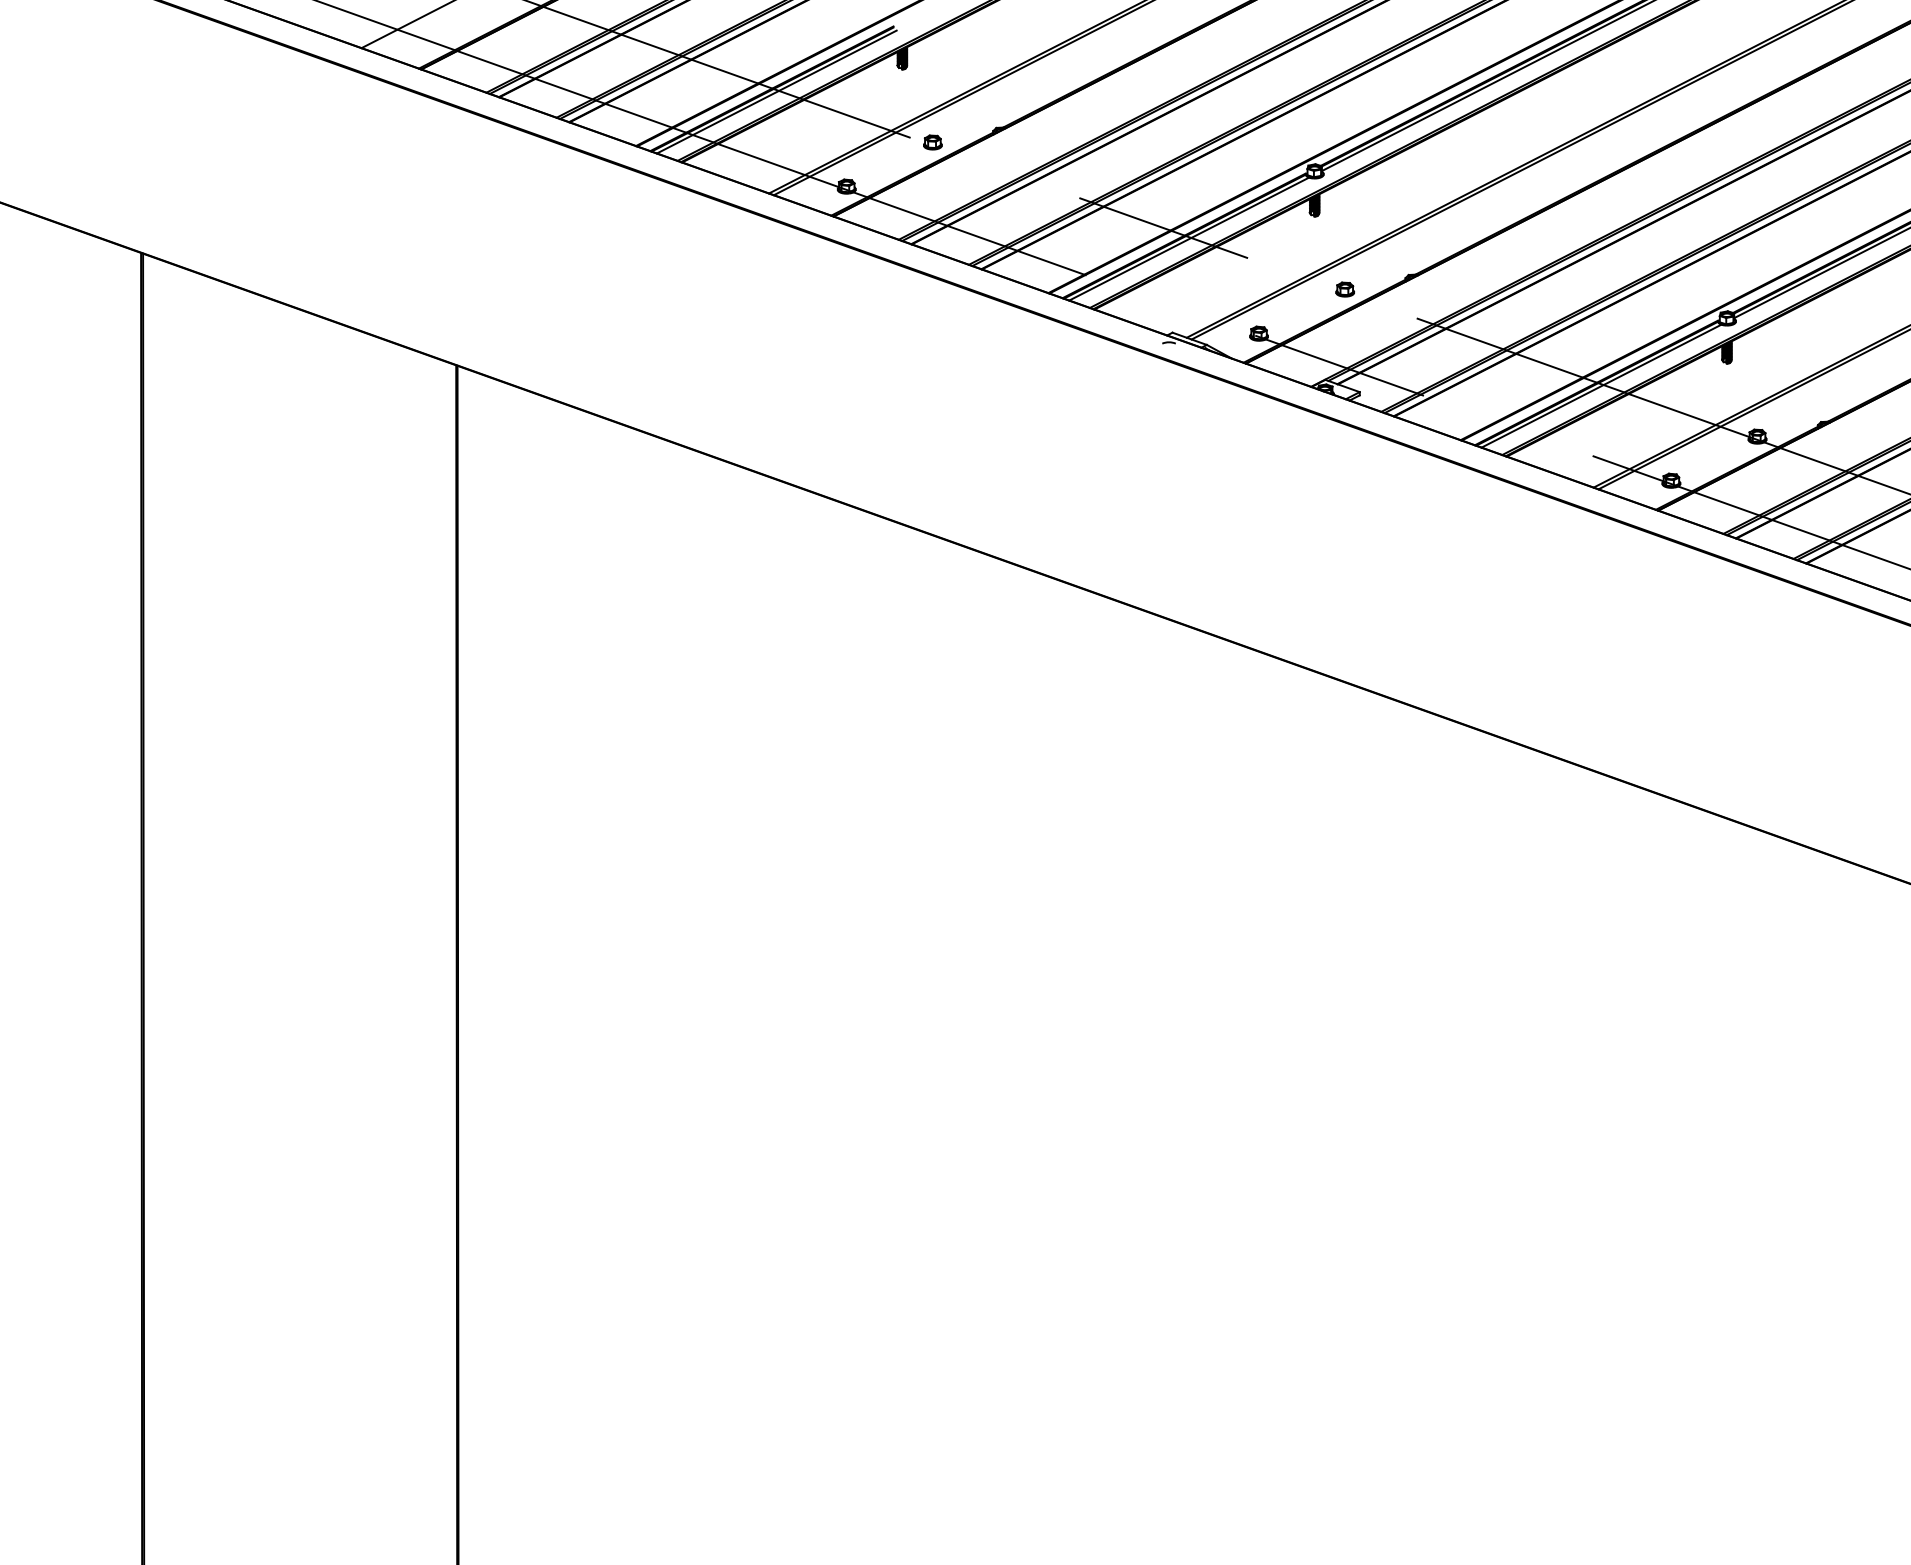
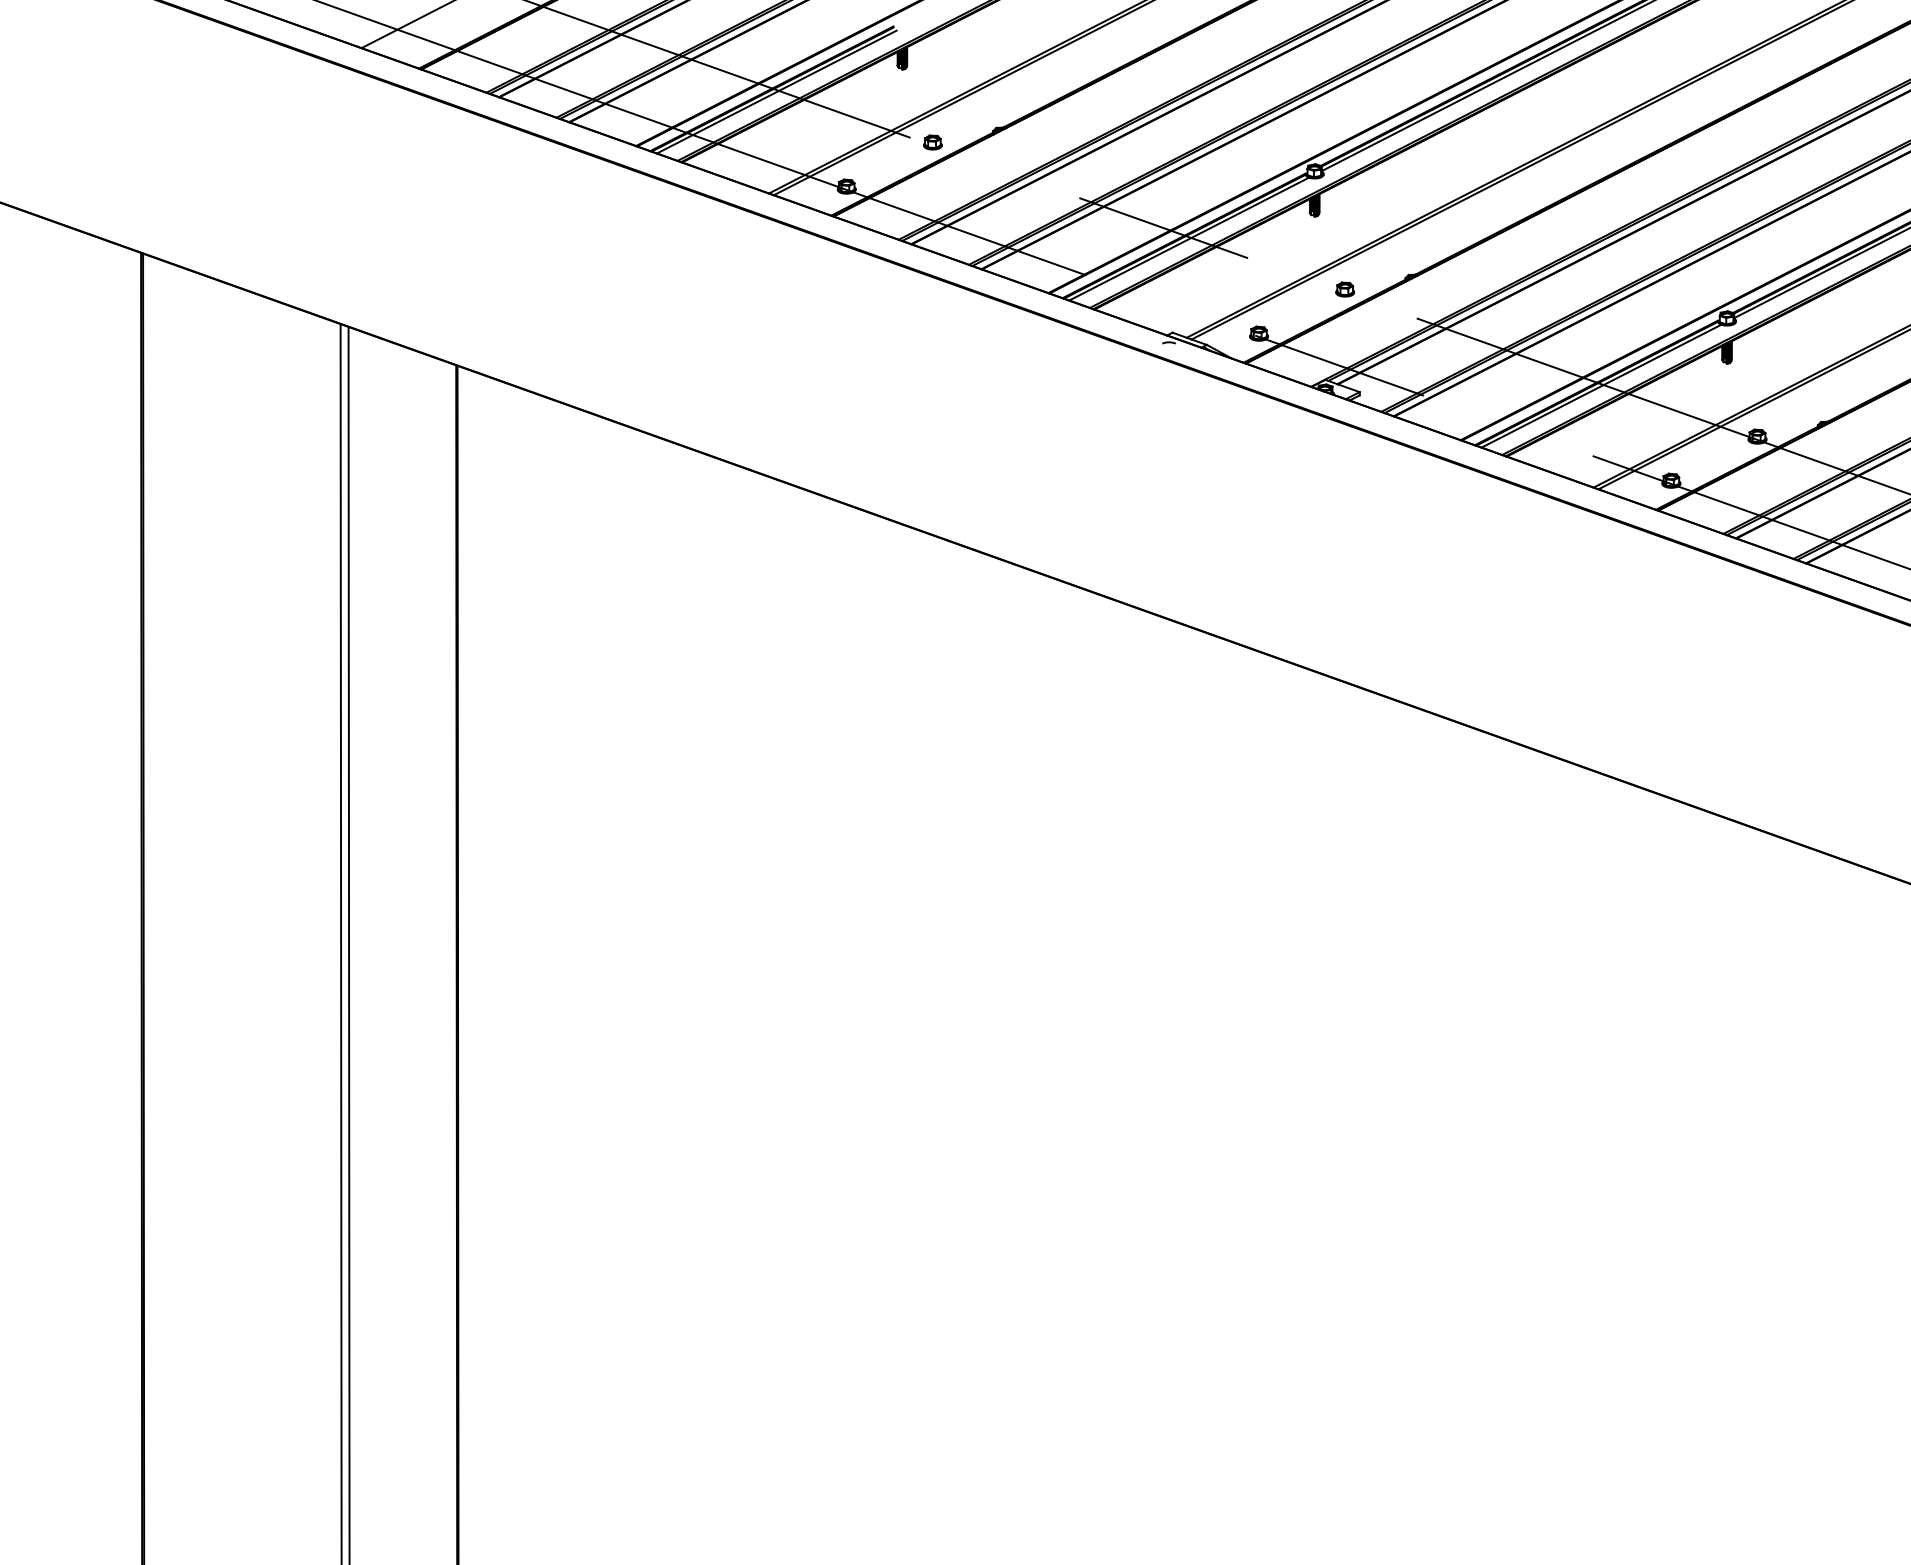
line: none -> present (340, 942)
line: none -> present (348, 943)
